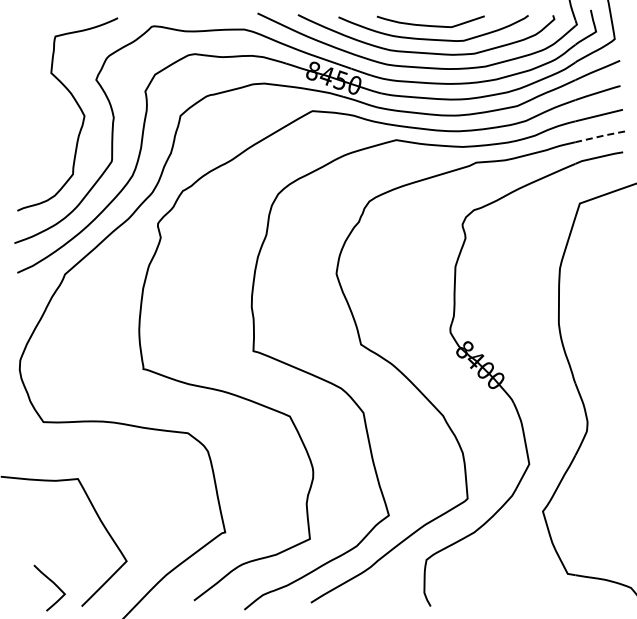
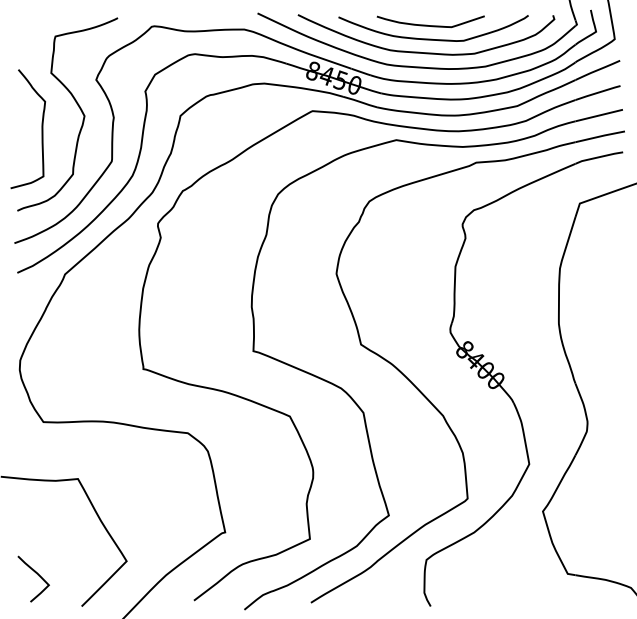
curve: none -> present (41, 129)
line: dashed -> solid (600, 136)
curve position: (51, 582) -> (35, 573) (35, 573)
